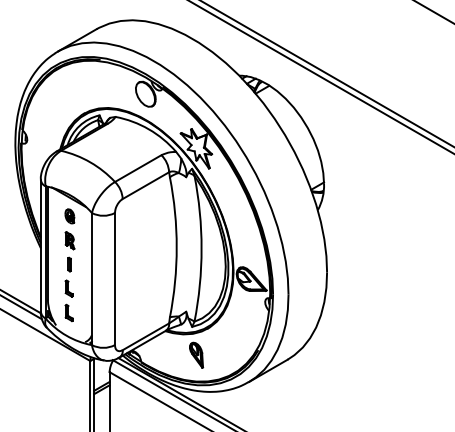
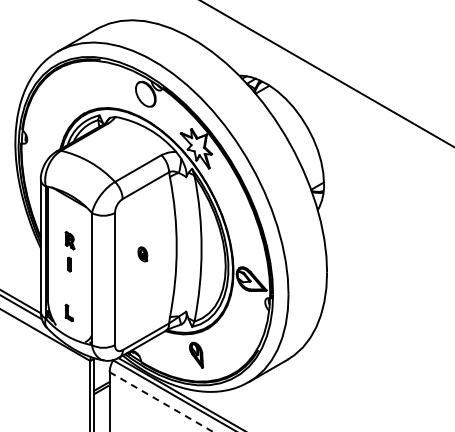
line: present -> none (434, 12)
line: present -> none (321, 77)
part position: (69, 216) -> (142, 254) (142, 254)
part: present -> none (68, 288)
line: solid -> dashed (161, 402)
